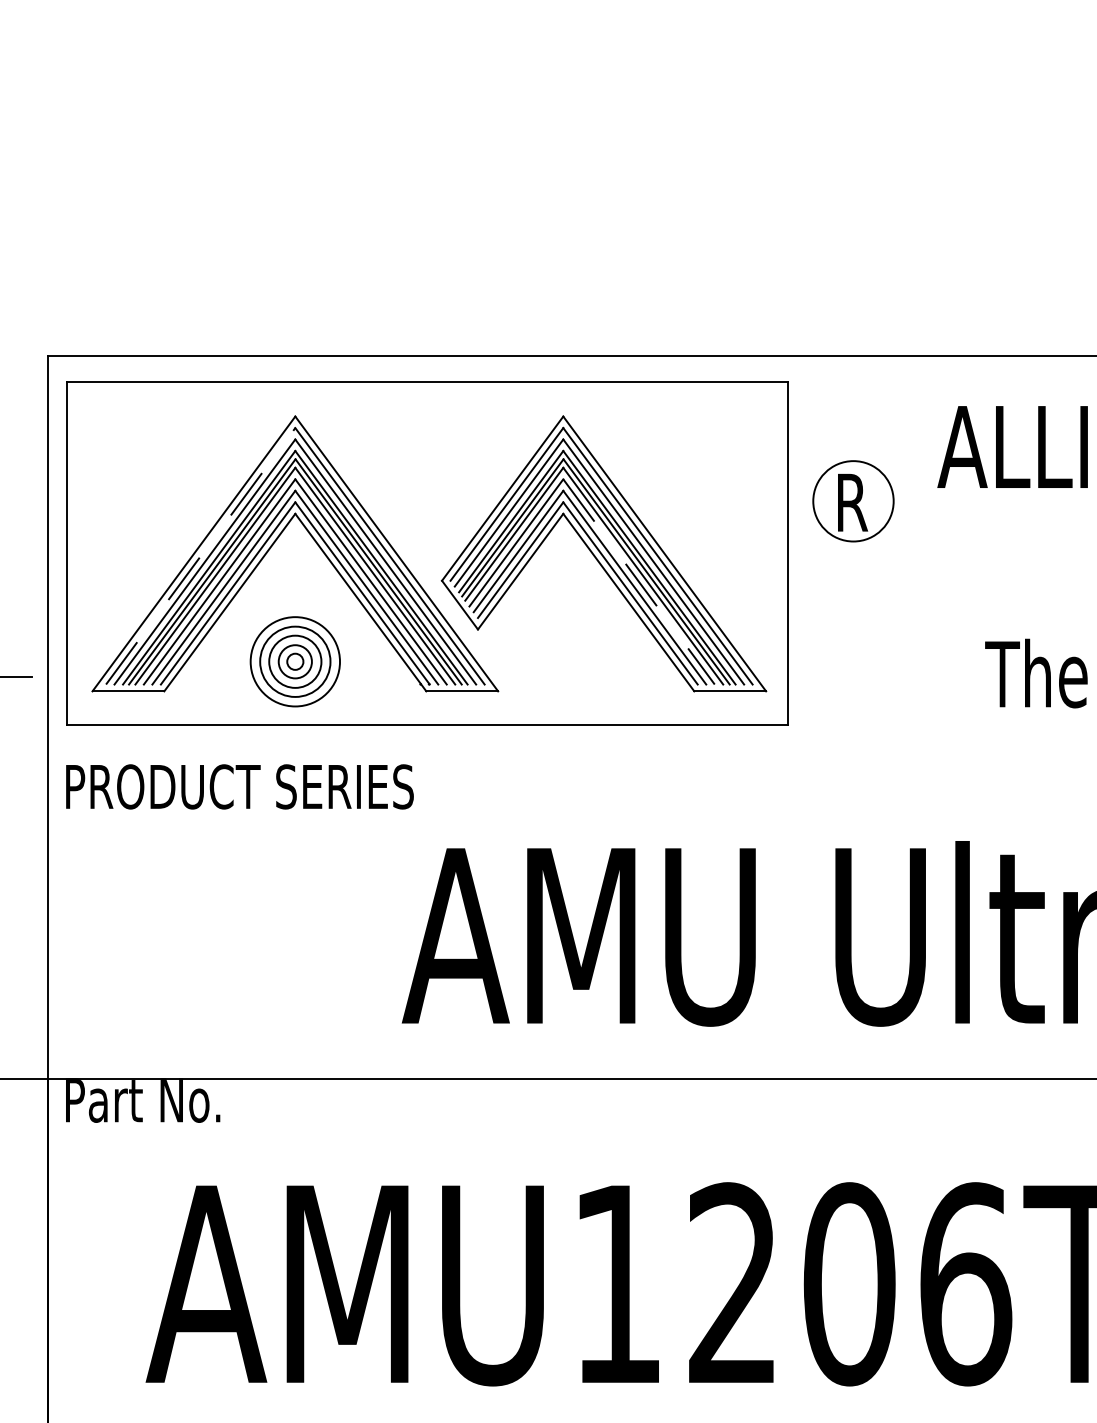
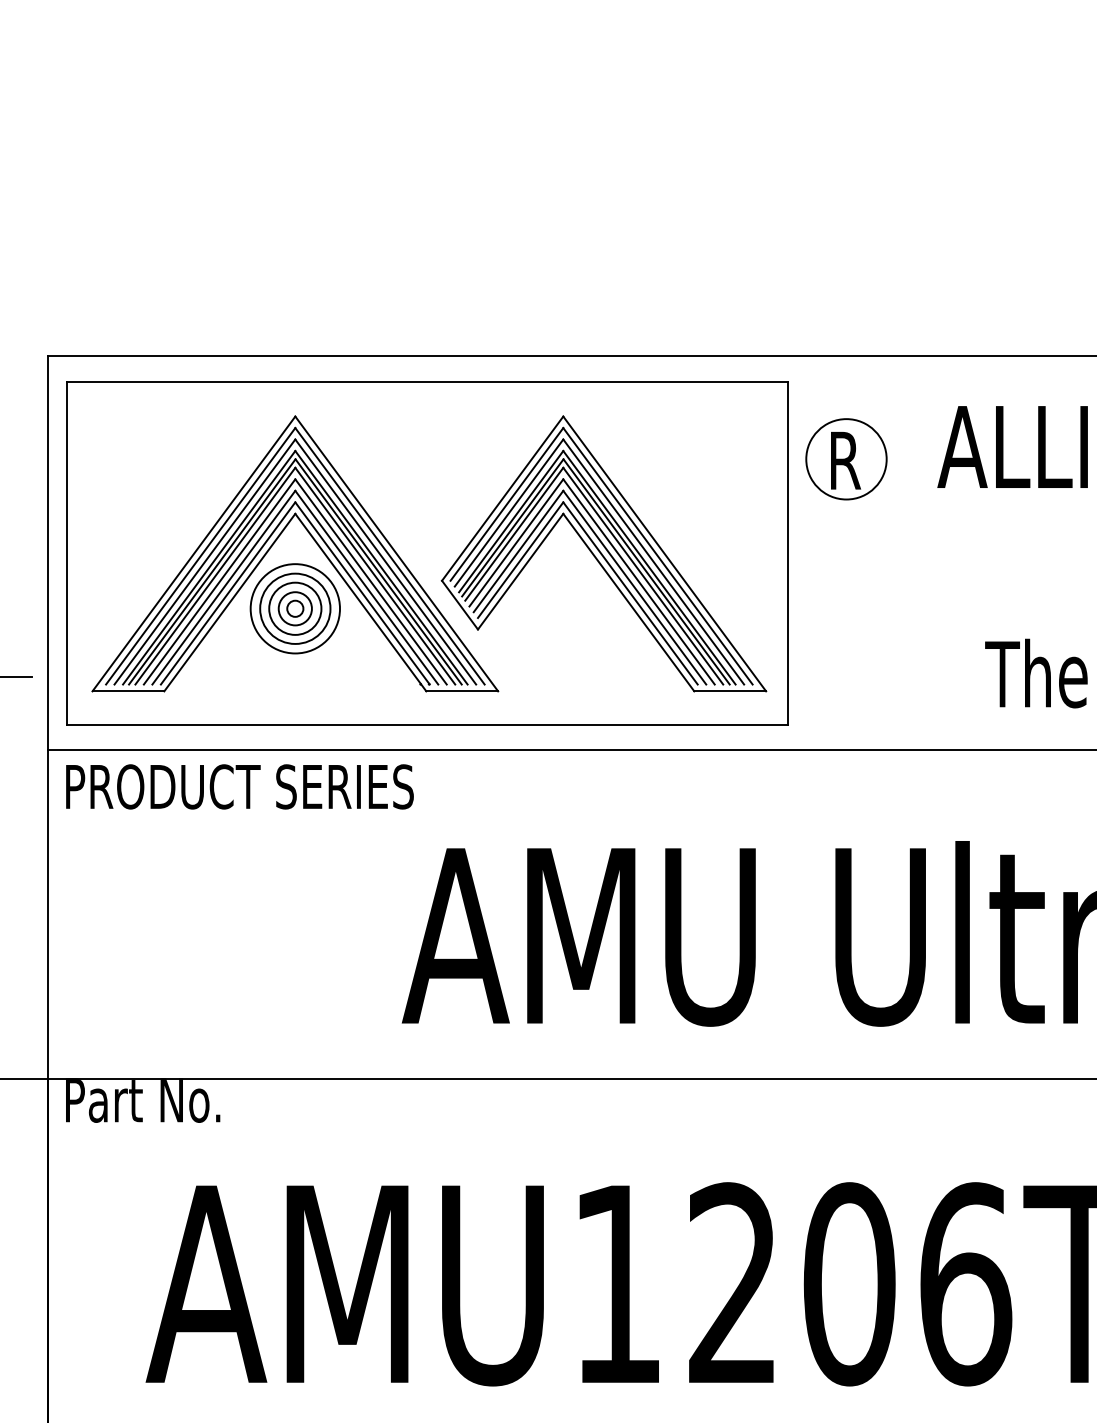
part position: (853, 501) -> (846, 459) (846, 459)
line: dashed -> solid (201, 555)
line: dashed -> solid (639, 581)
part position: (294, 661) -> (294, 608) (294, 608)
line: none -> present (570, 750)
